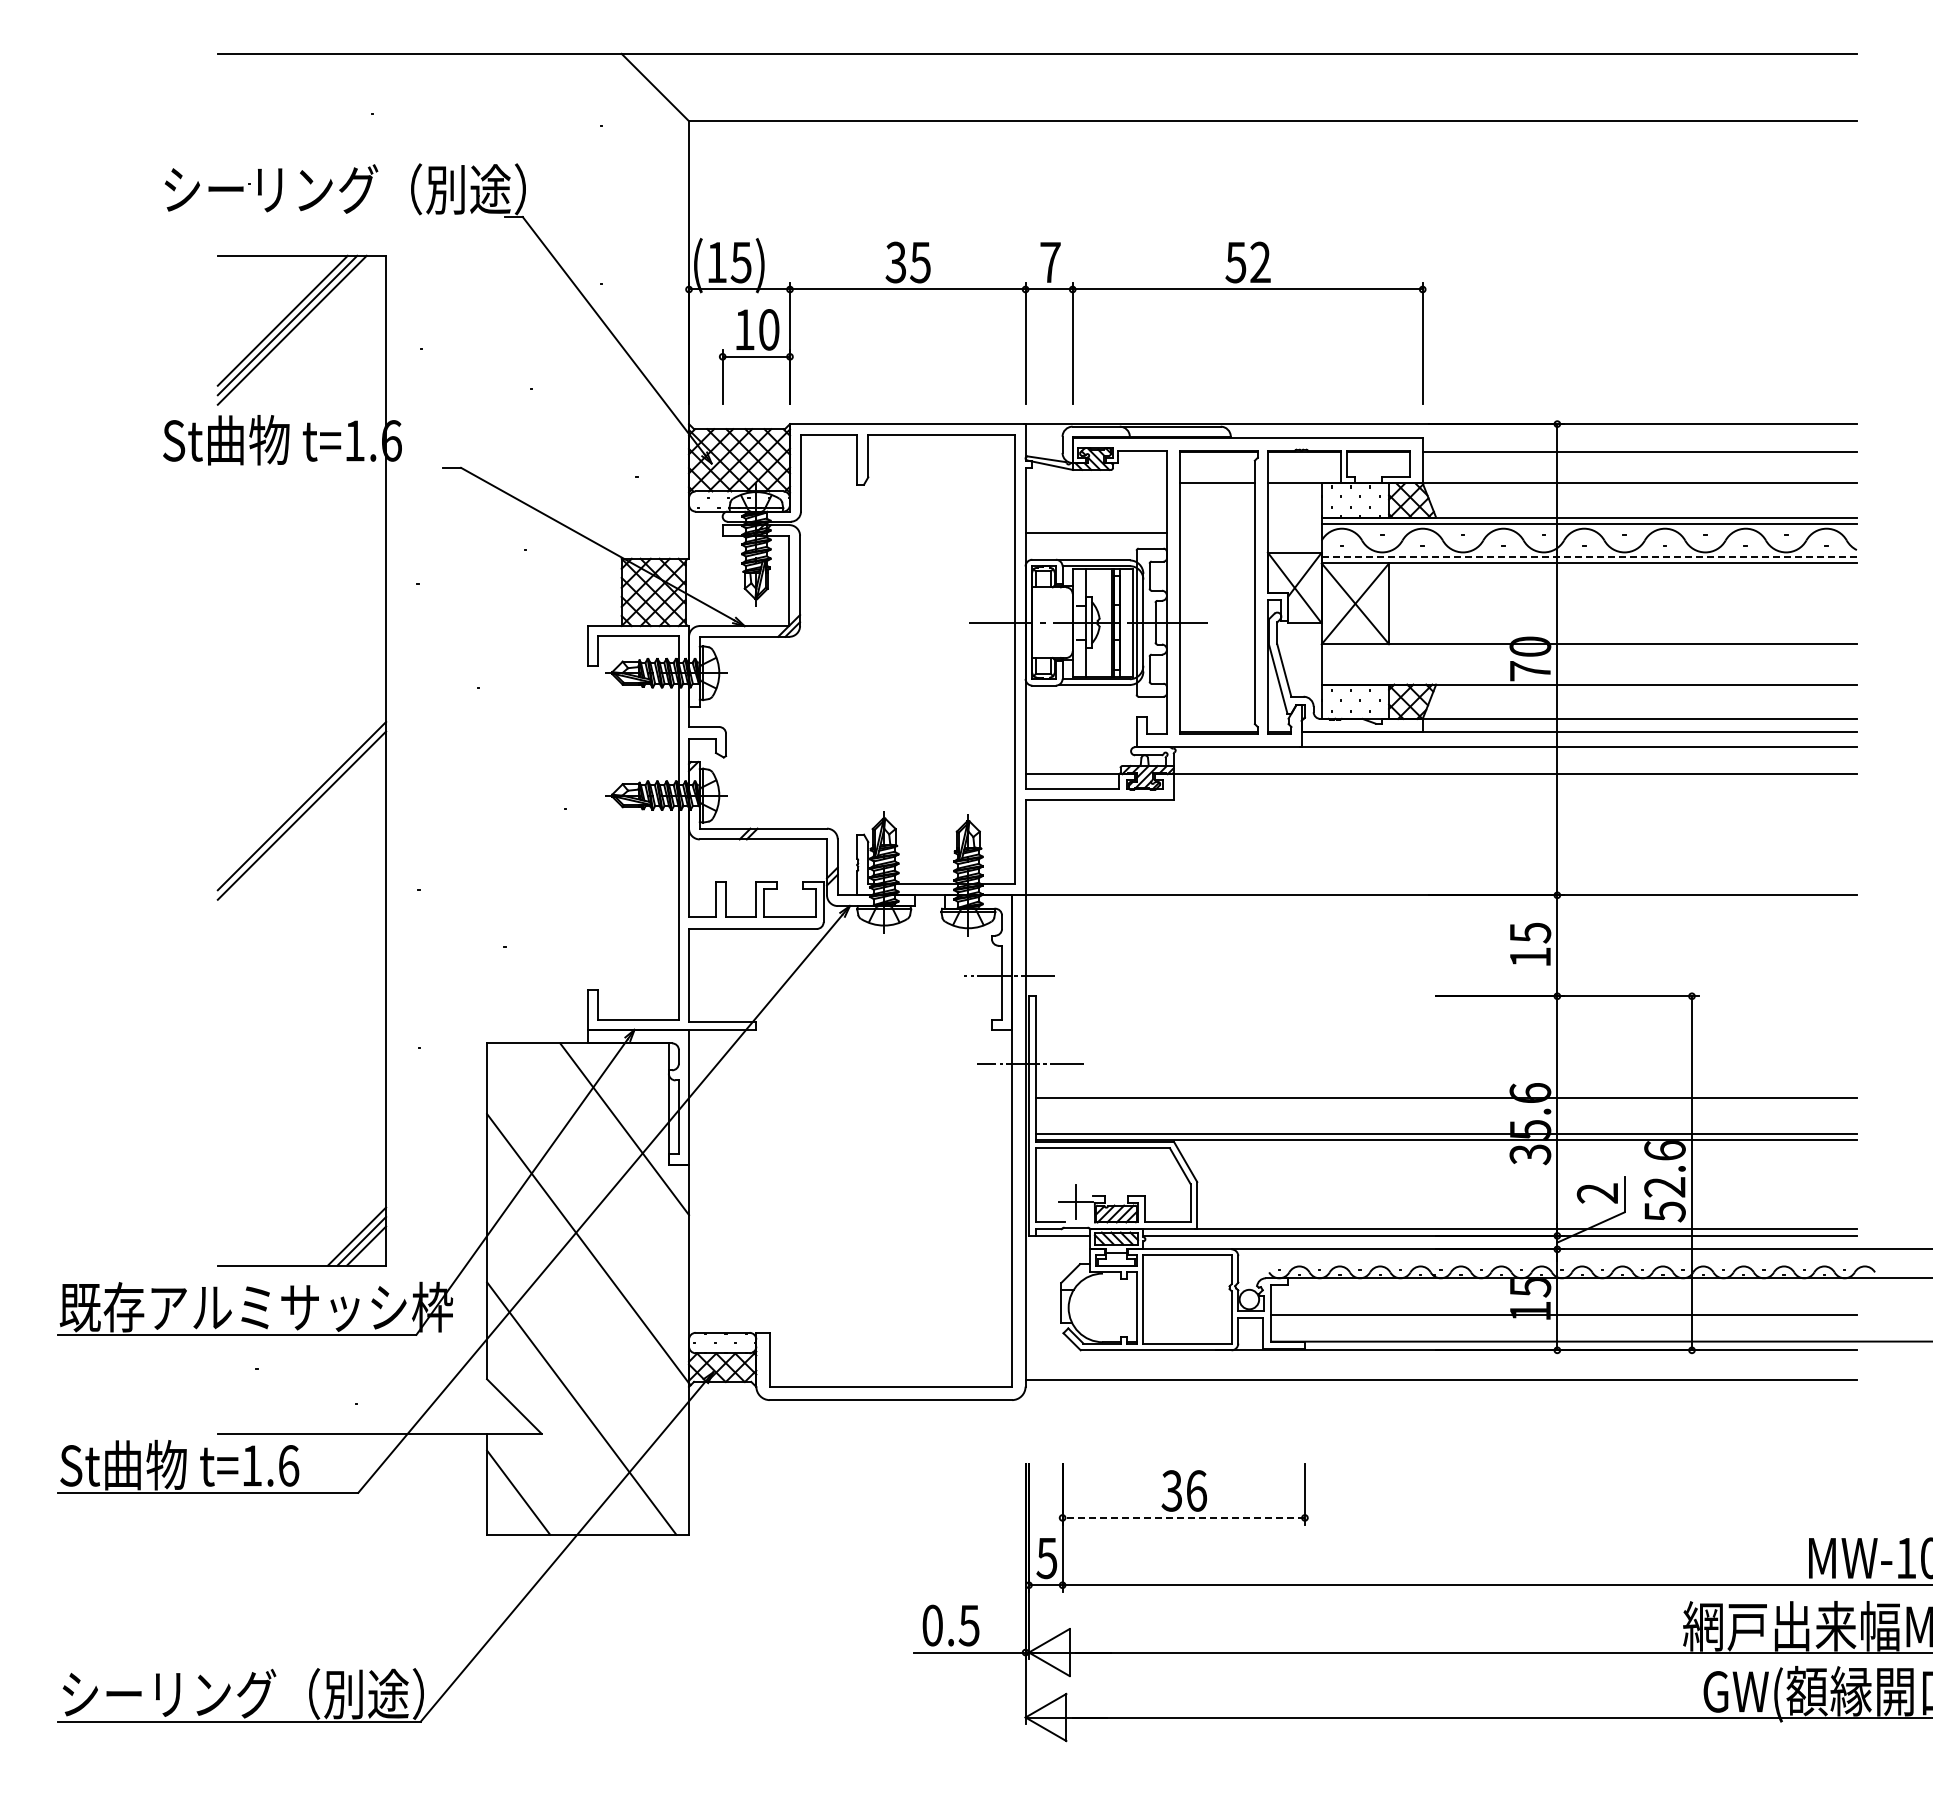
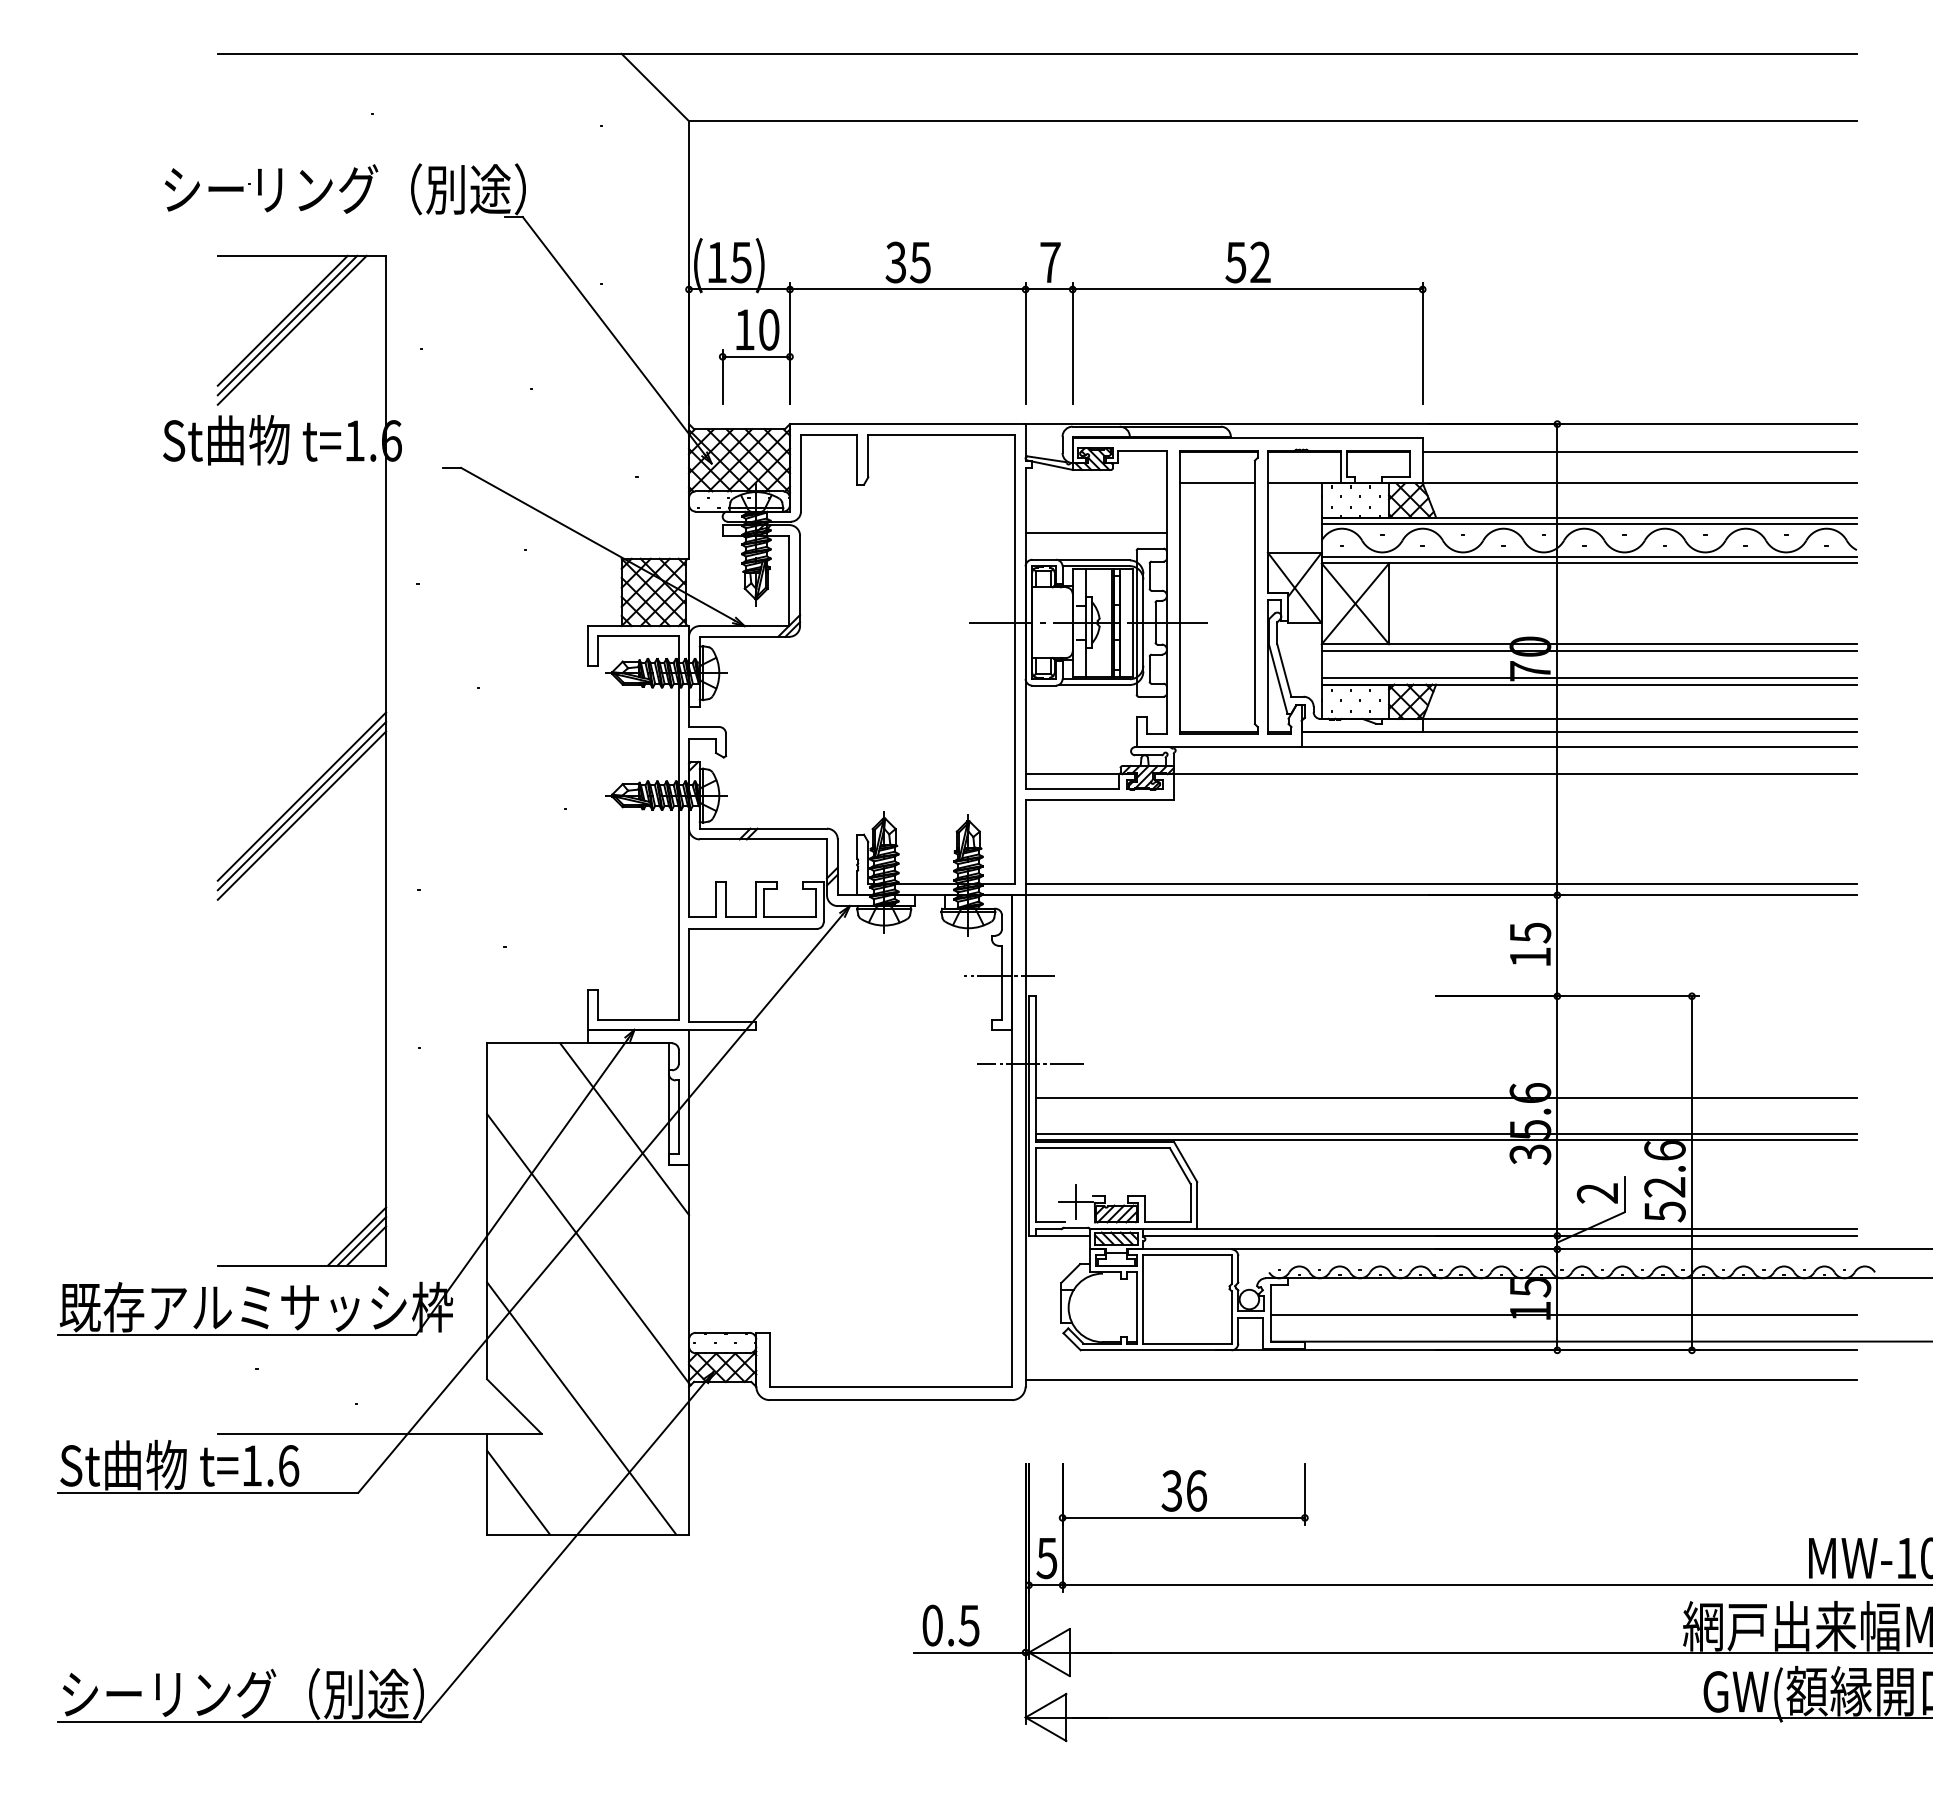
line: dashed -> solid (1589, 556)
line: none -> present (1588, 650)
line: none -> present (1588, 677)
line: none -> present (301, 796)
line: none -> present (1440, 884)
line: dashed -> solid (1183, 1517)
